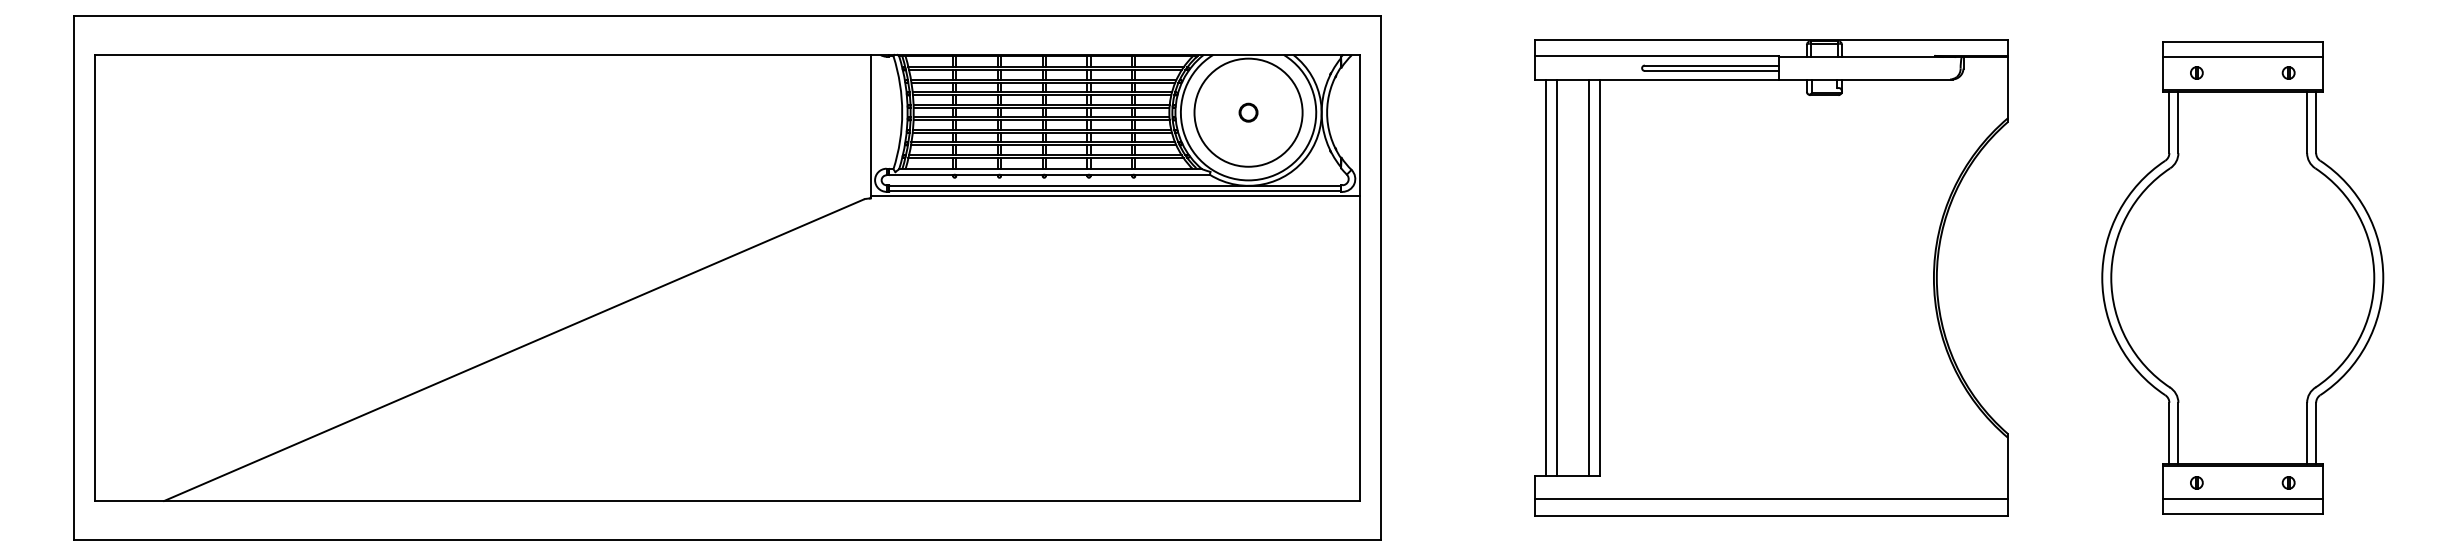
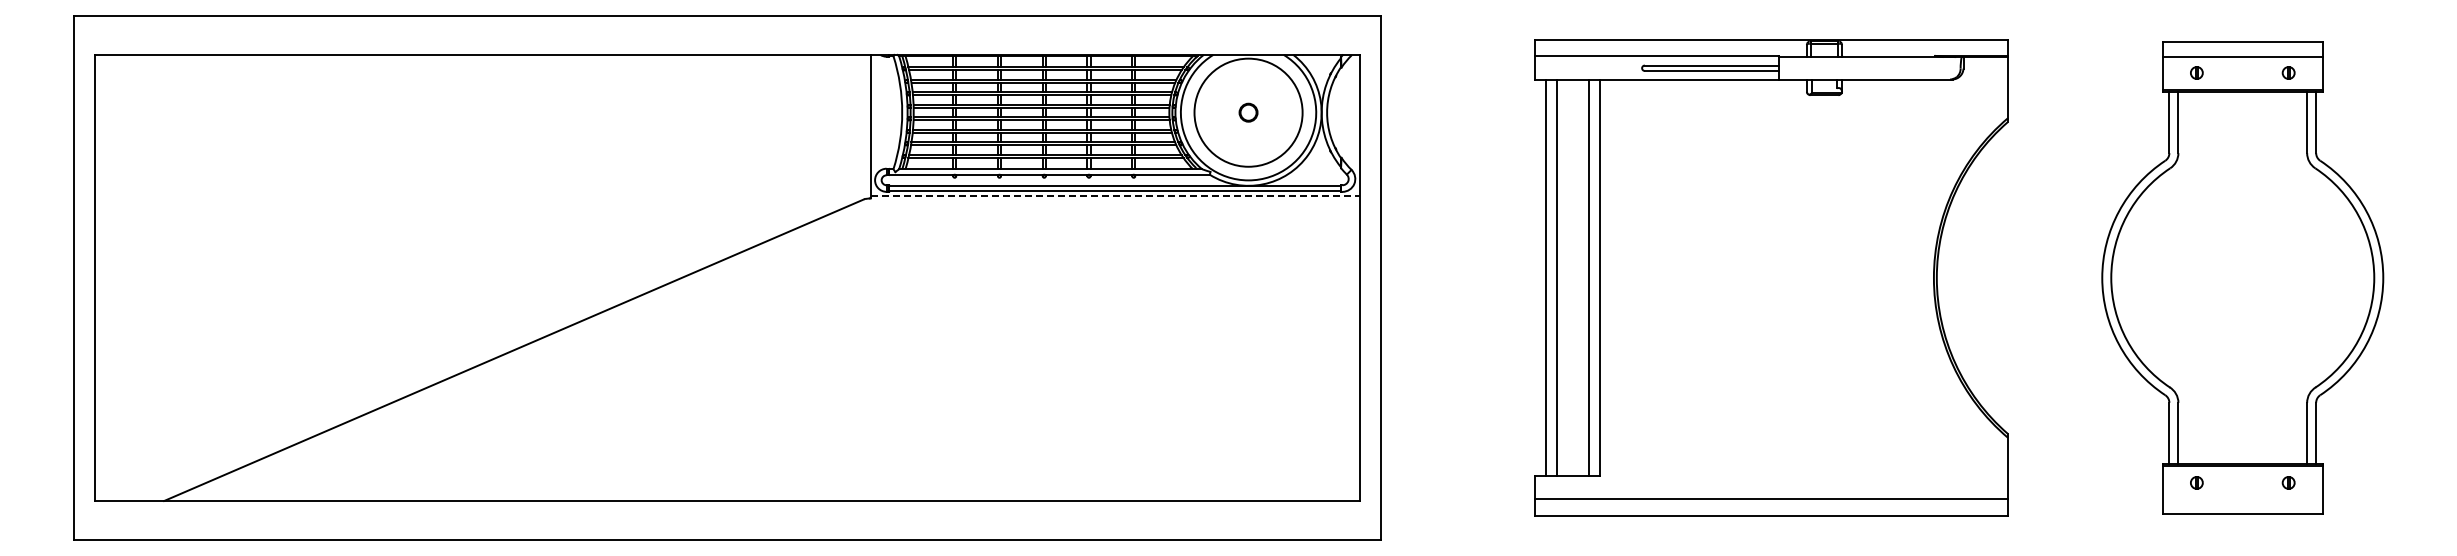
line: solid -> dashed (1115, 195)
line: present -> none (2242, 499)
